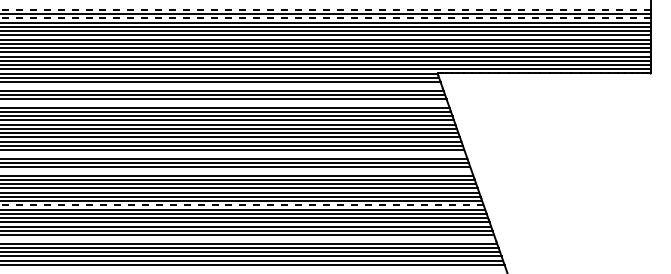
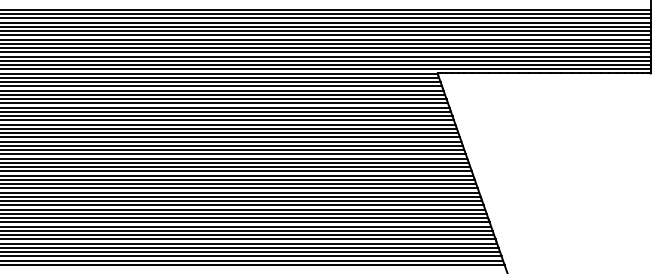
line: dashed -> solid (325, 9)
line: dashed -> solid (325, 18)
line: none -> present (222, 86)
line: none -> present (225, 103)
line: none -> present (233, 154)
line: none -> present (236, 171)
line: dashed -> solid (241, 205)
line: none -> present (248, 239)
